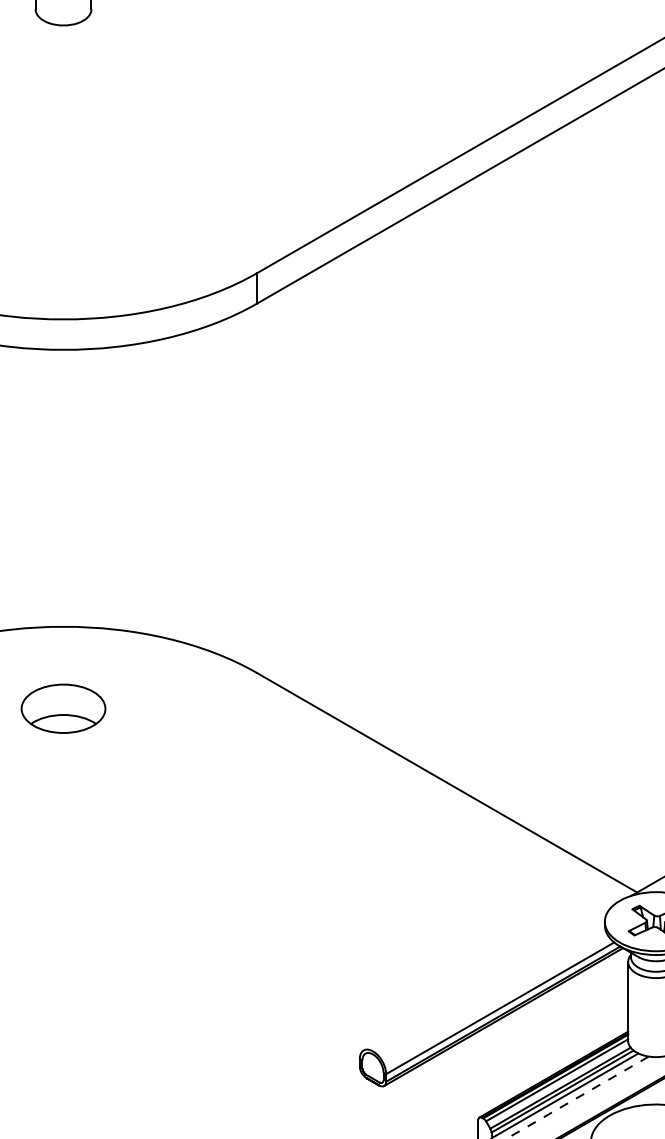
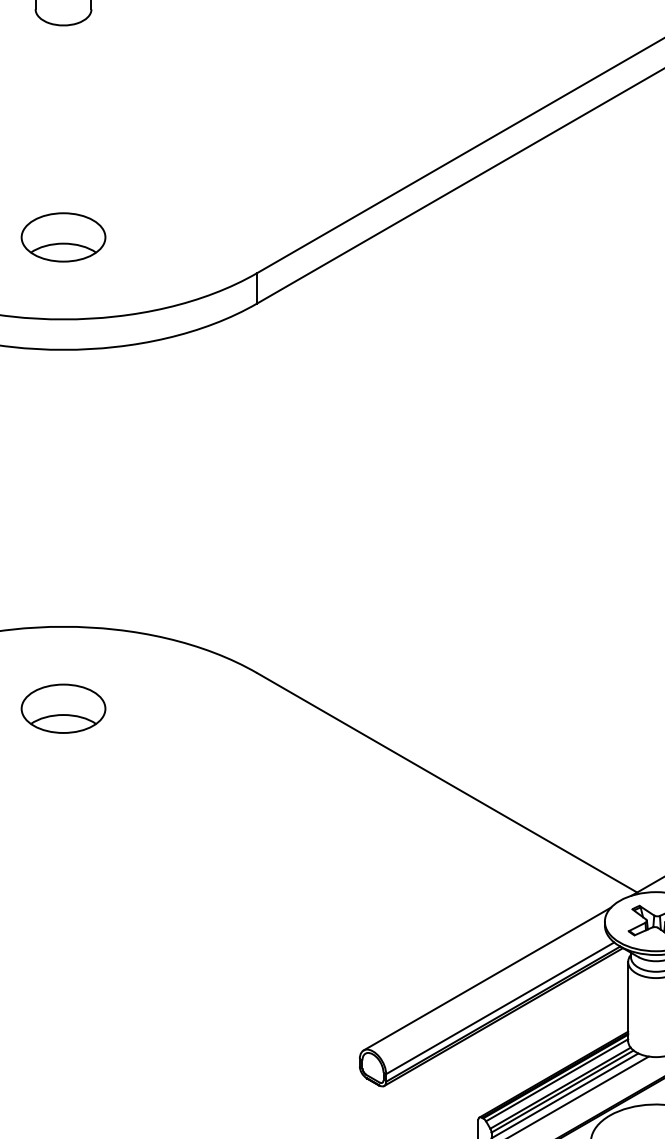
part: none -> present (63, 237)
line: none -> present (487, 978)
line: dashed -> solid (578, 1097)
